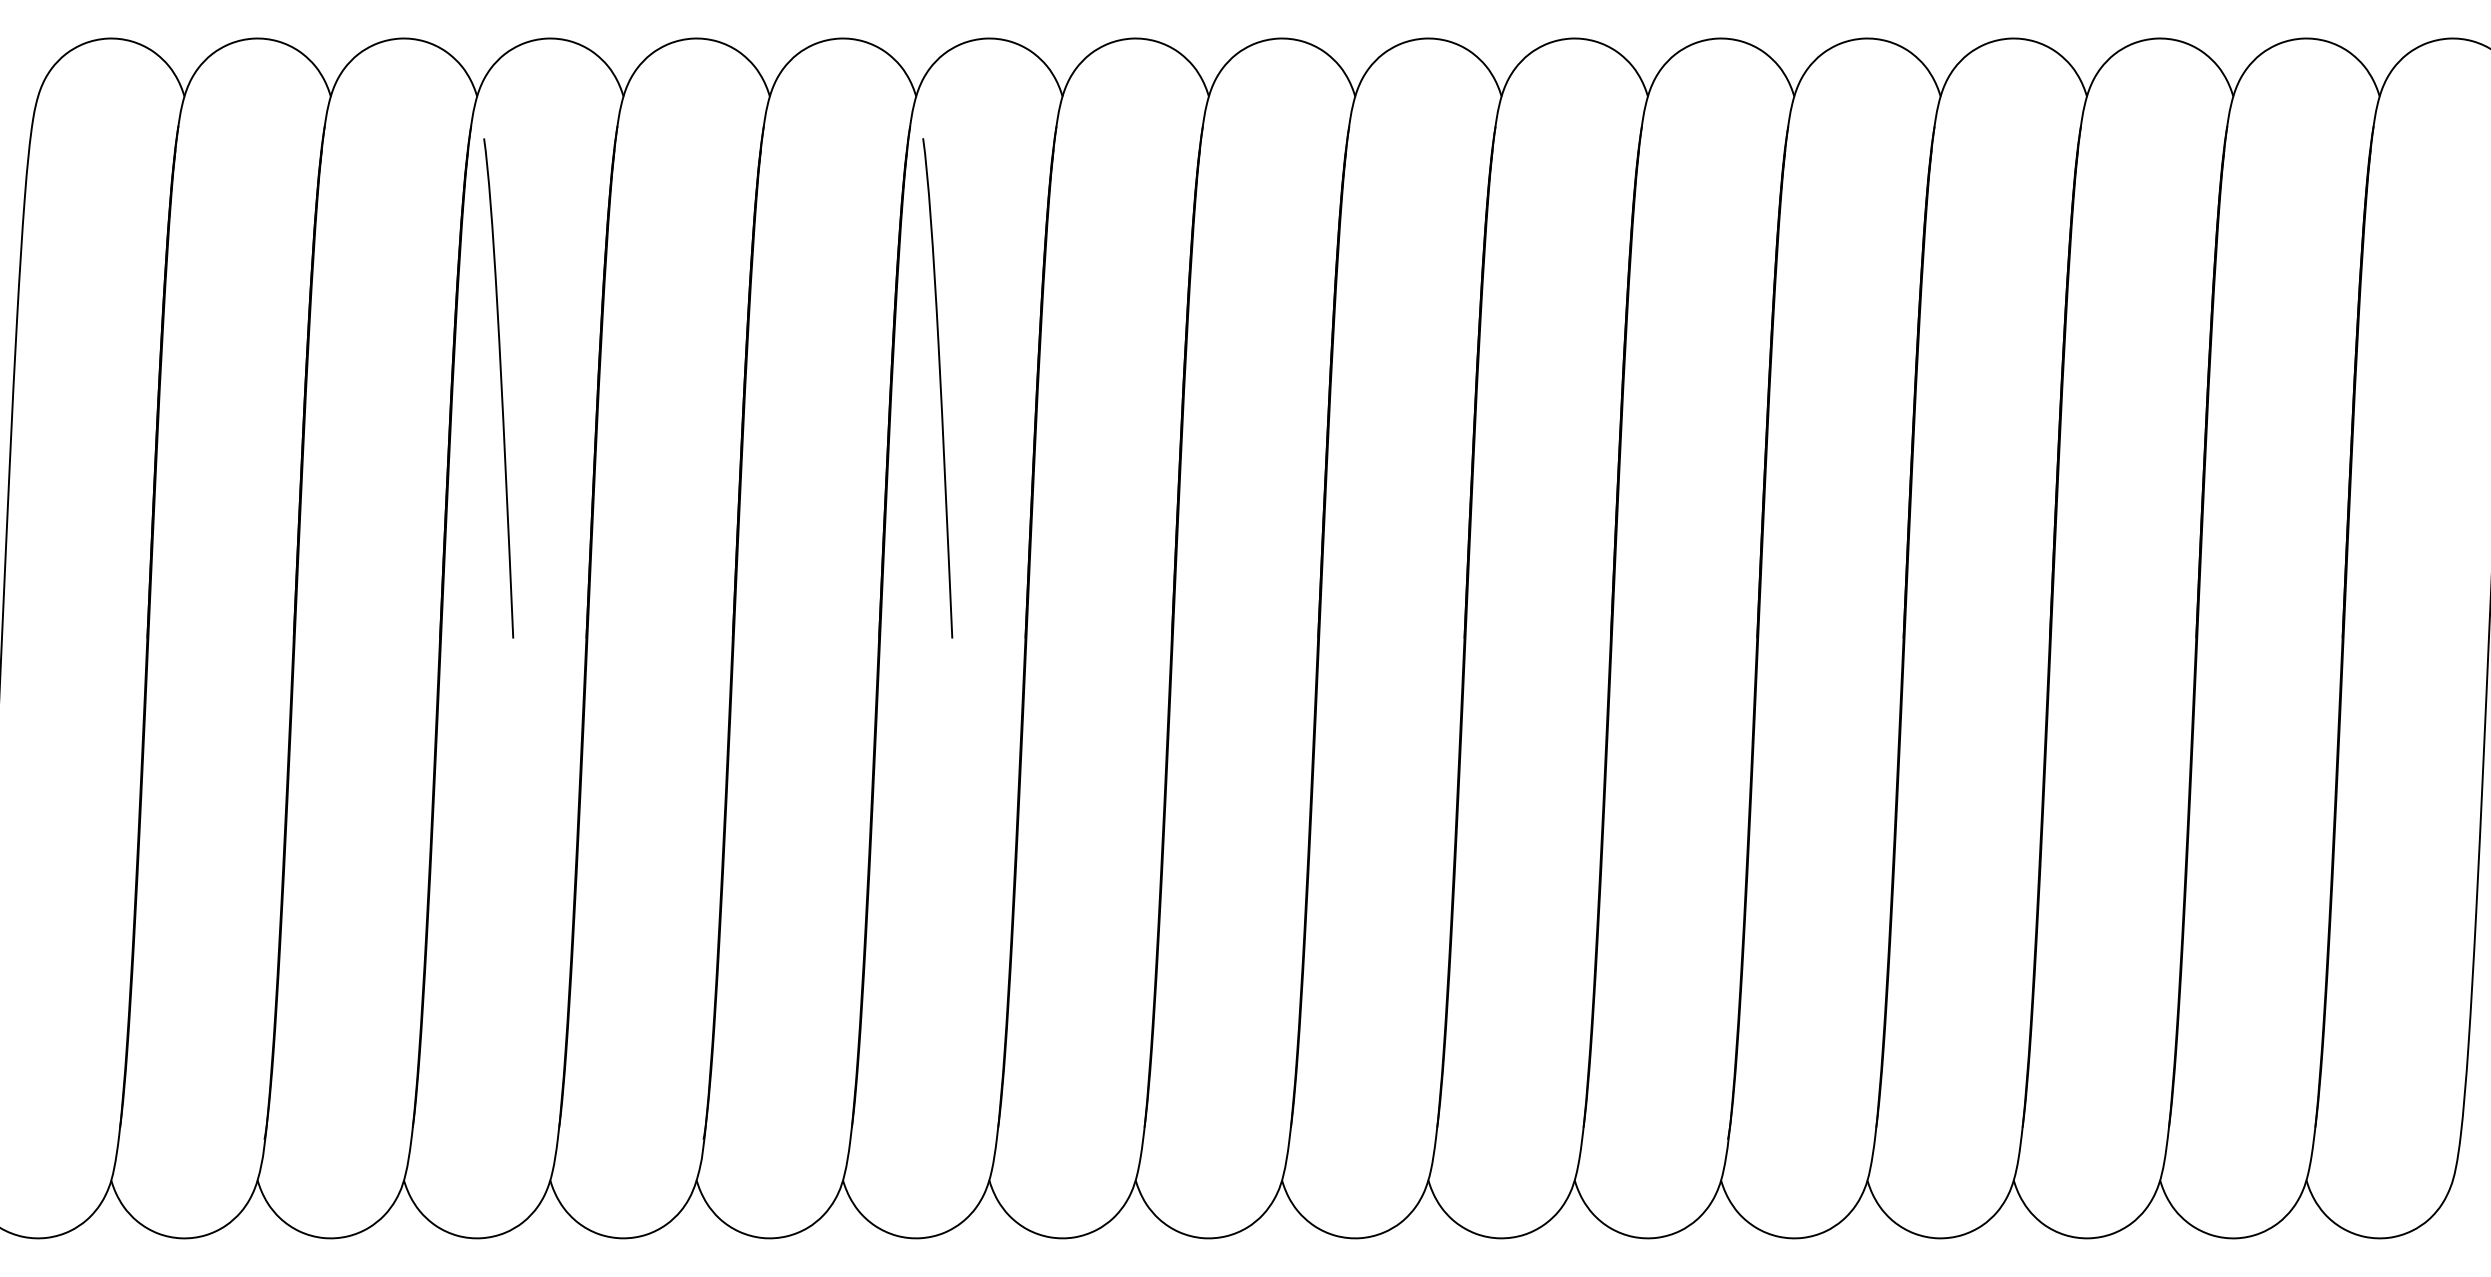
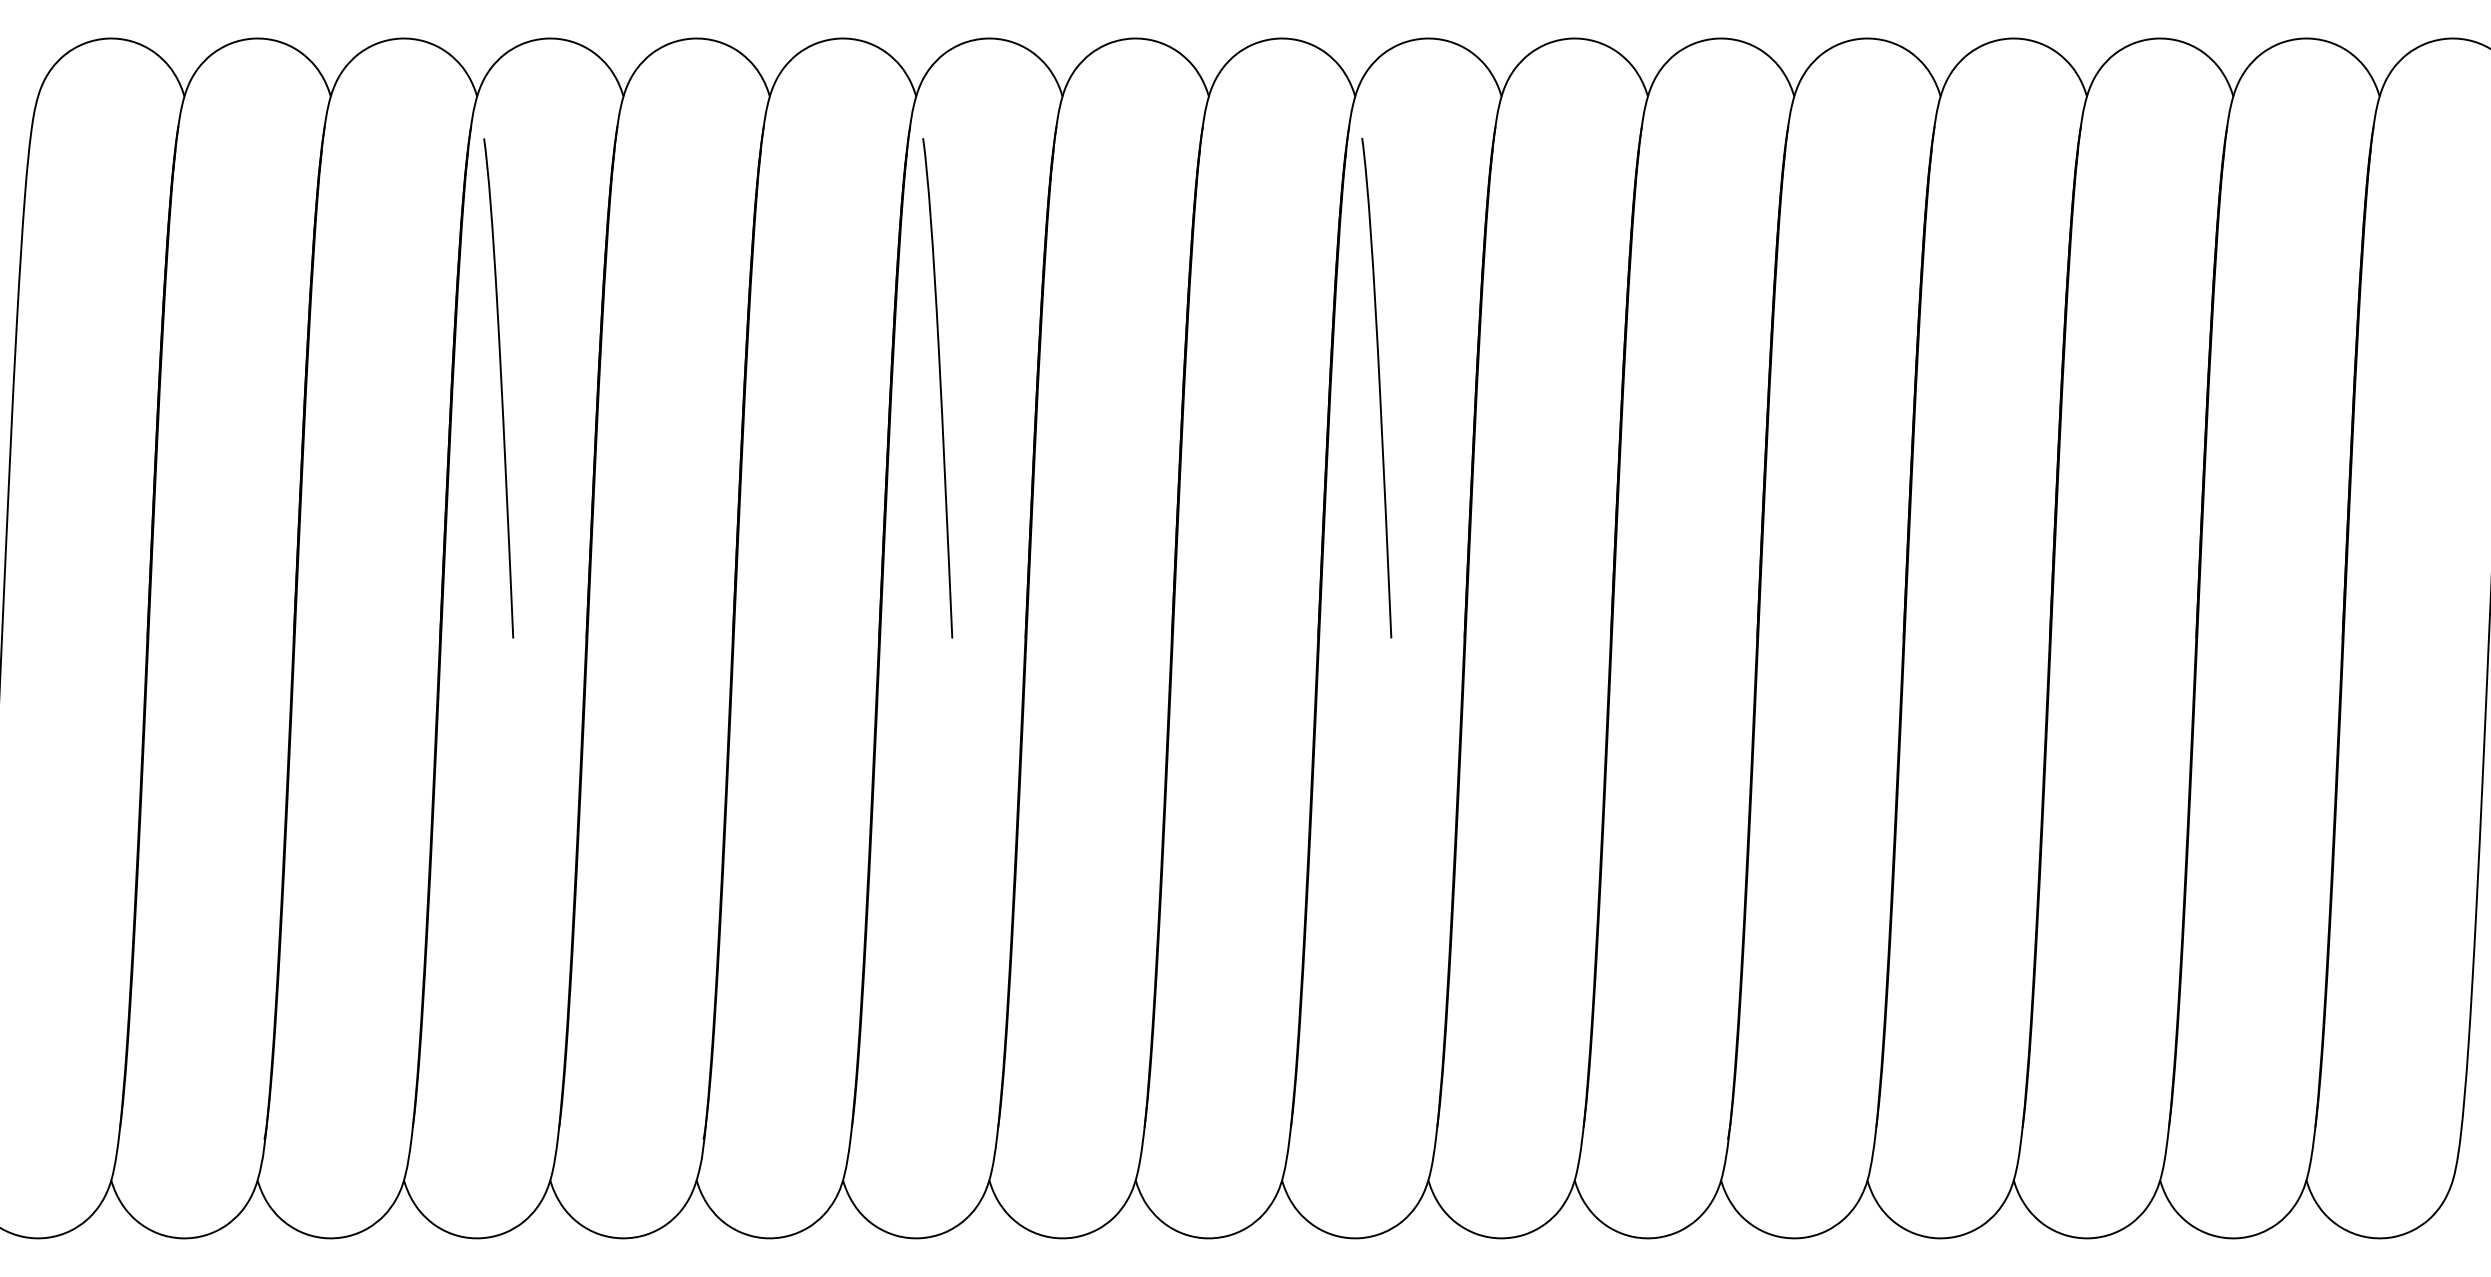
curve: none -> present (1378, 387)
